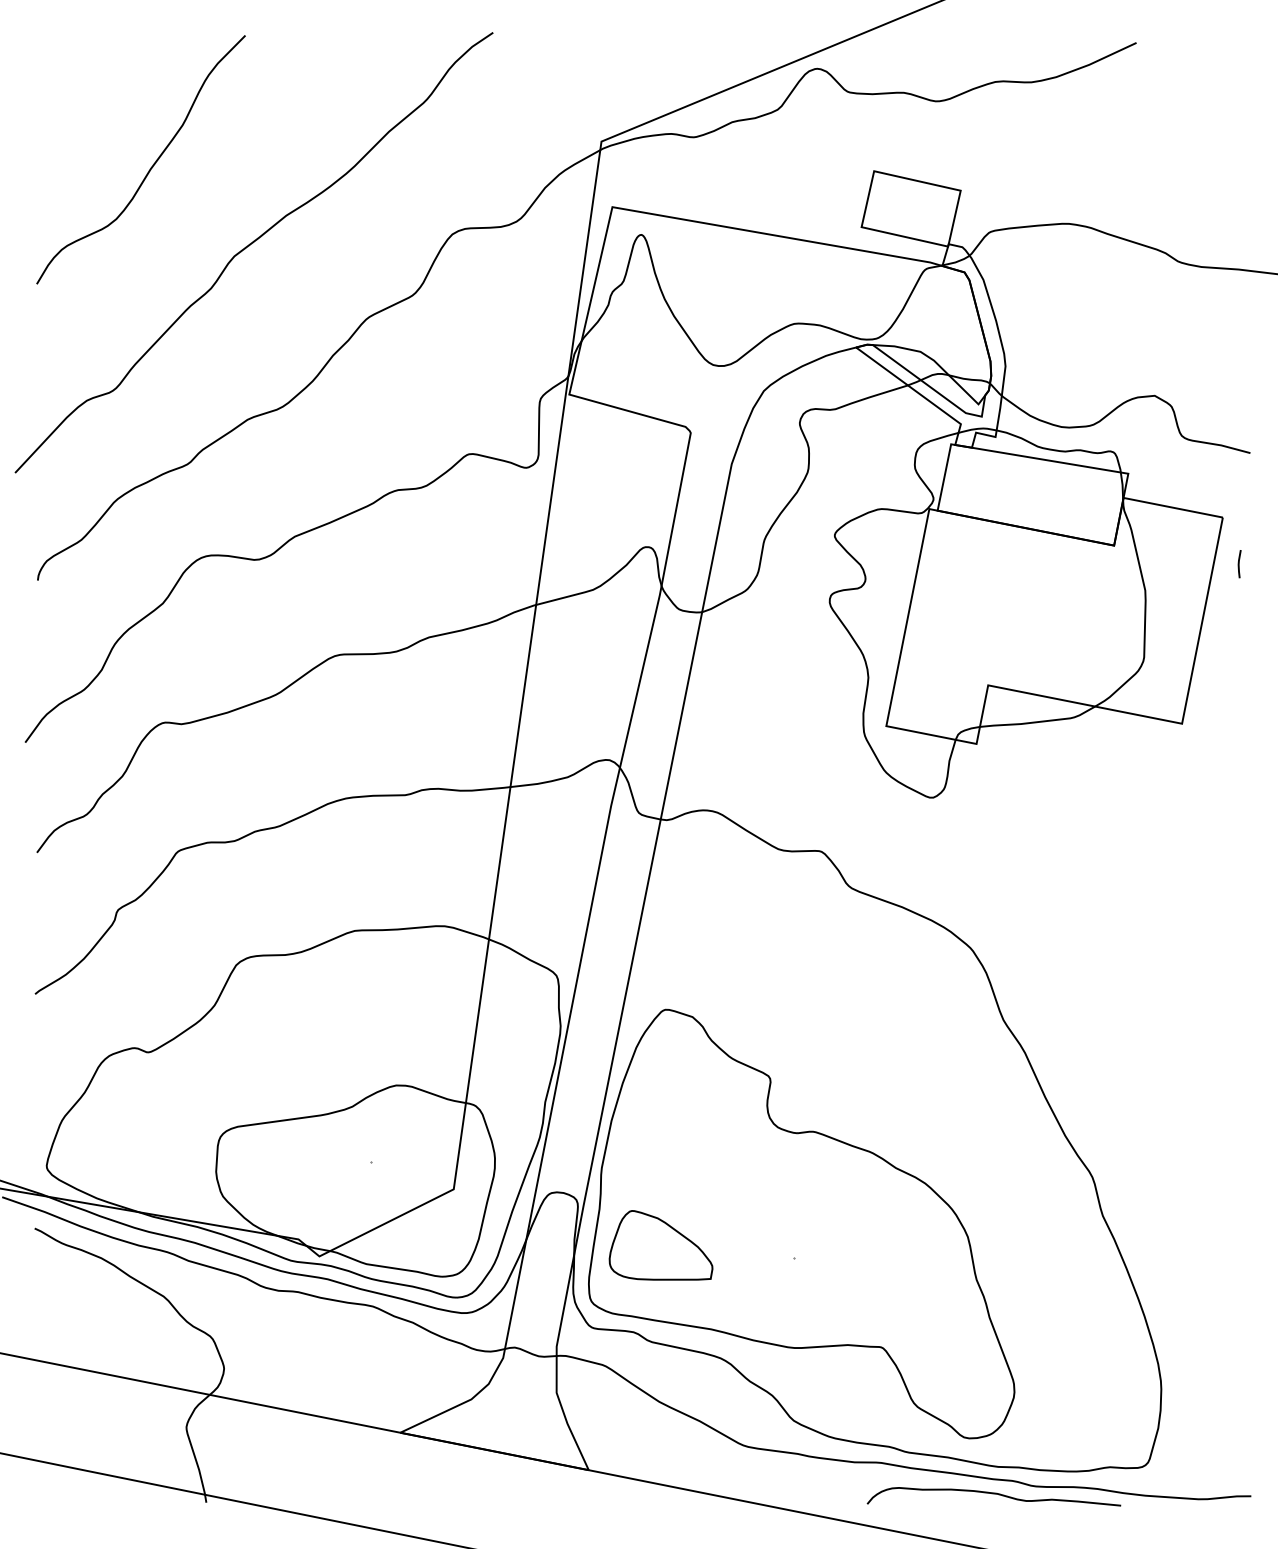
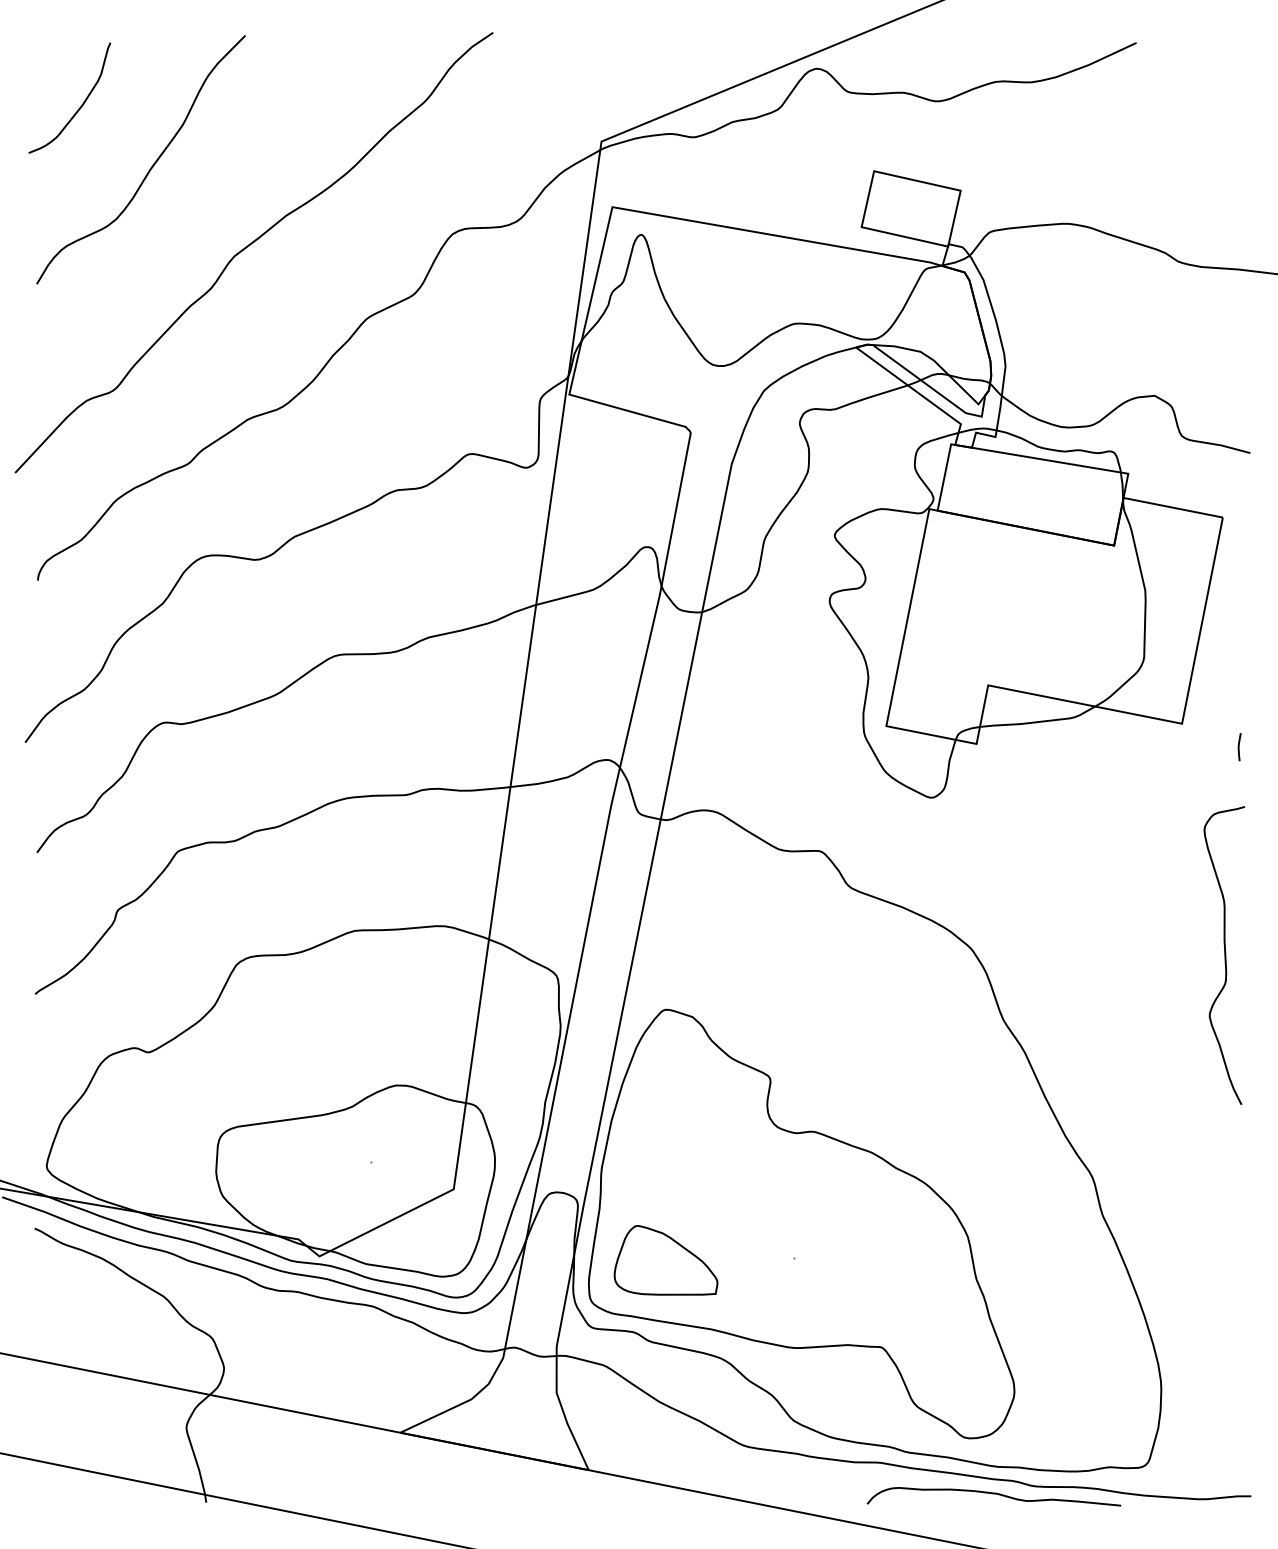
curve: none -> present (81, 104)
line position: (1239, 564) -> (1239, 747) (1239, 747)
curve: none -> present (1224, 955)
part position: (660, 1245) -> (665, 1260) (665, 1260)
